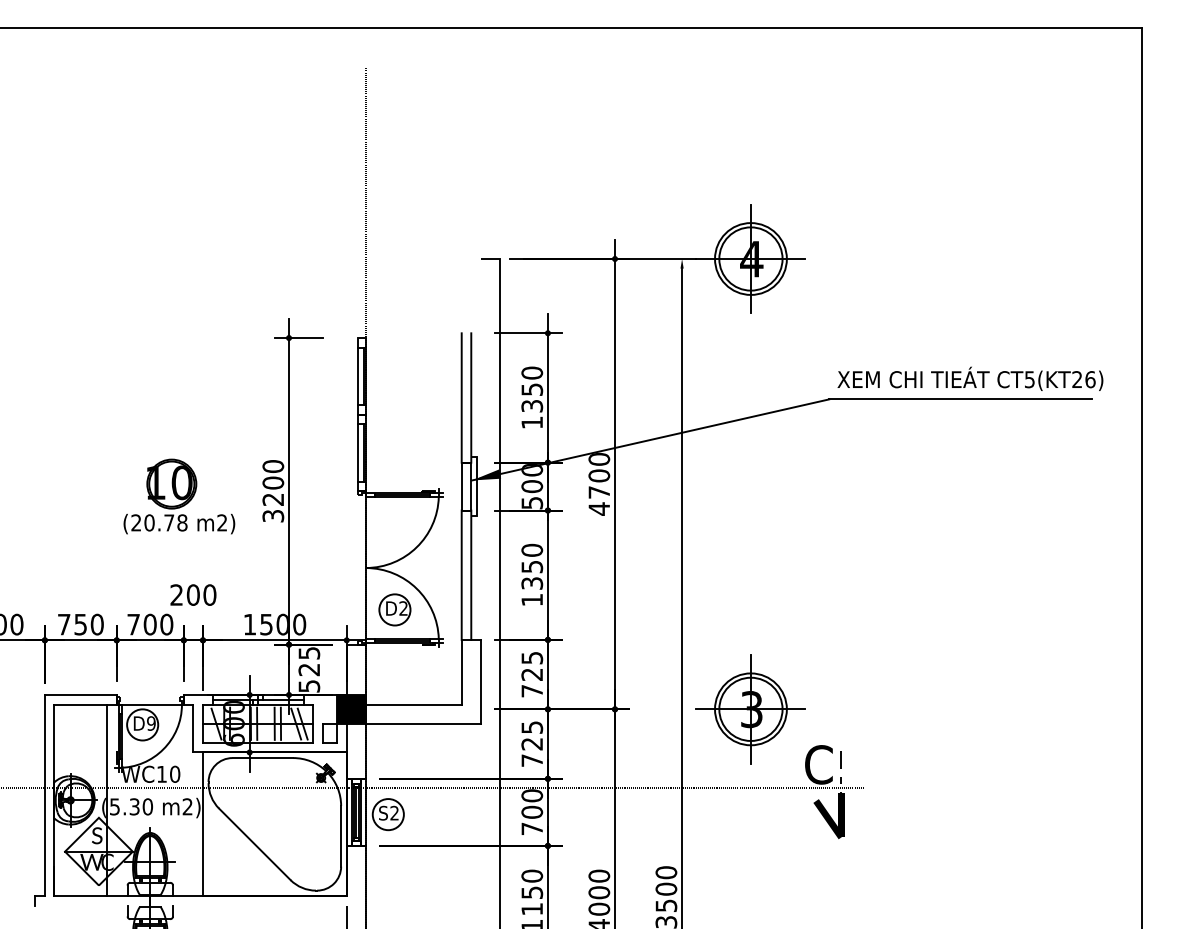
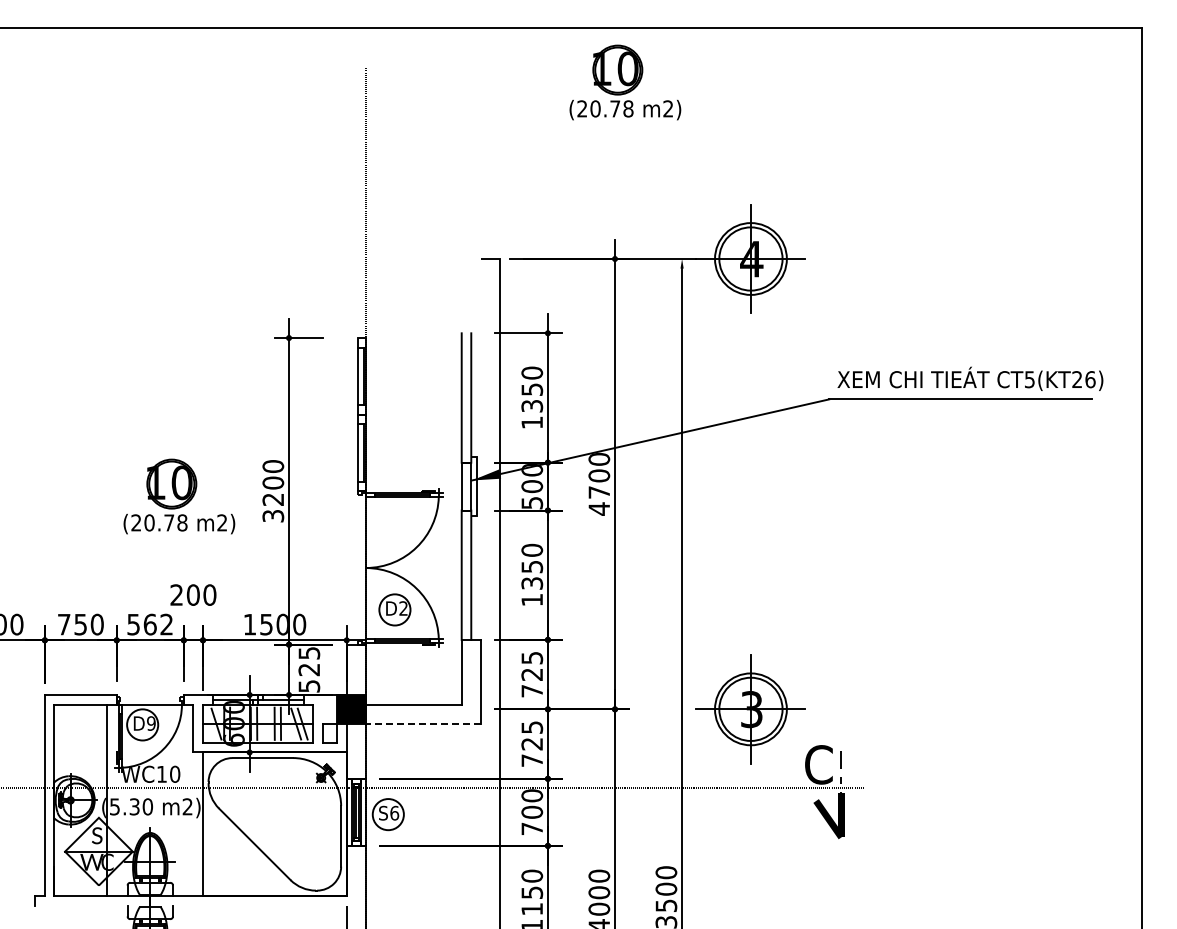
part: none -> present (625, 82)
text: 700 -> 562 (150, 624)
line: solid -> dashed (422, 723)
text: S2 -> S6 (394, 812)
